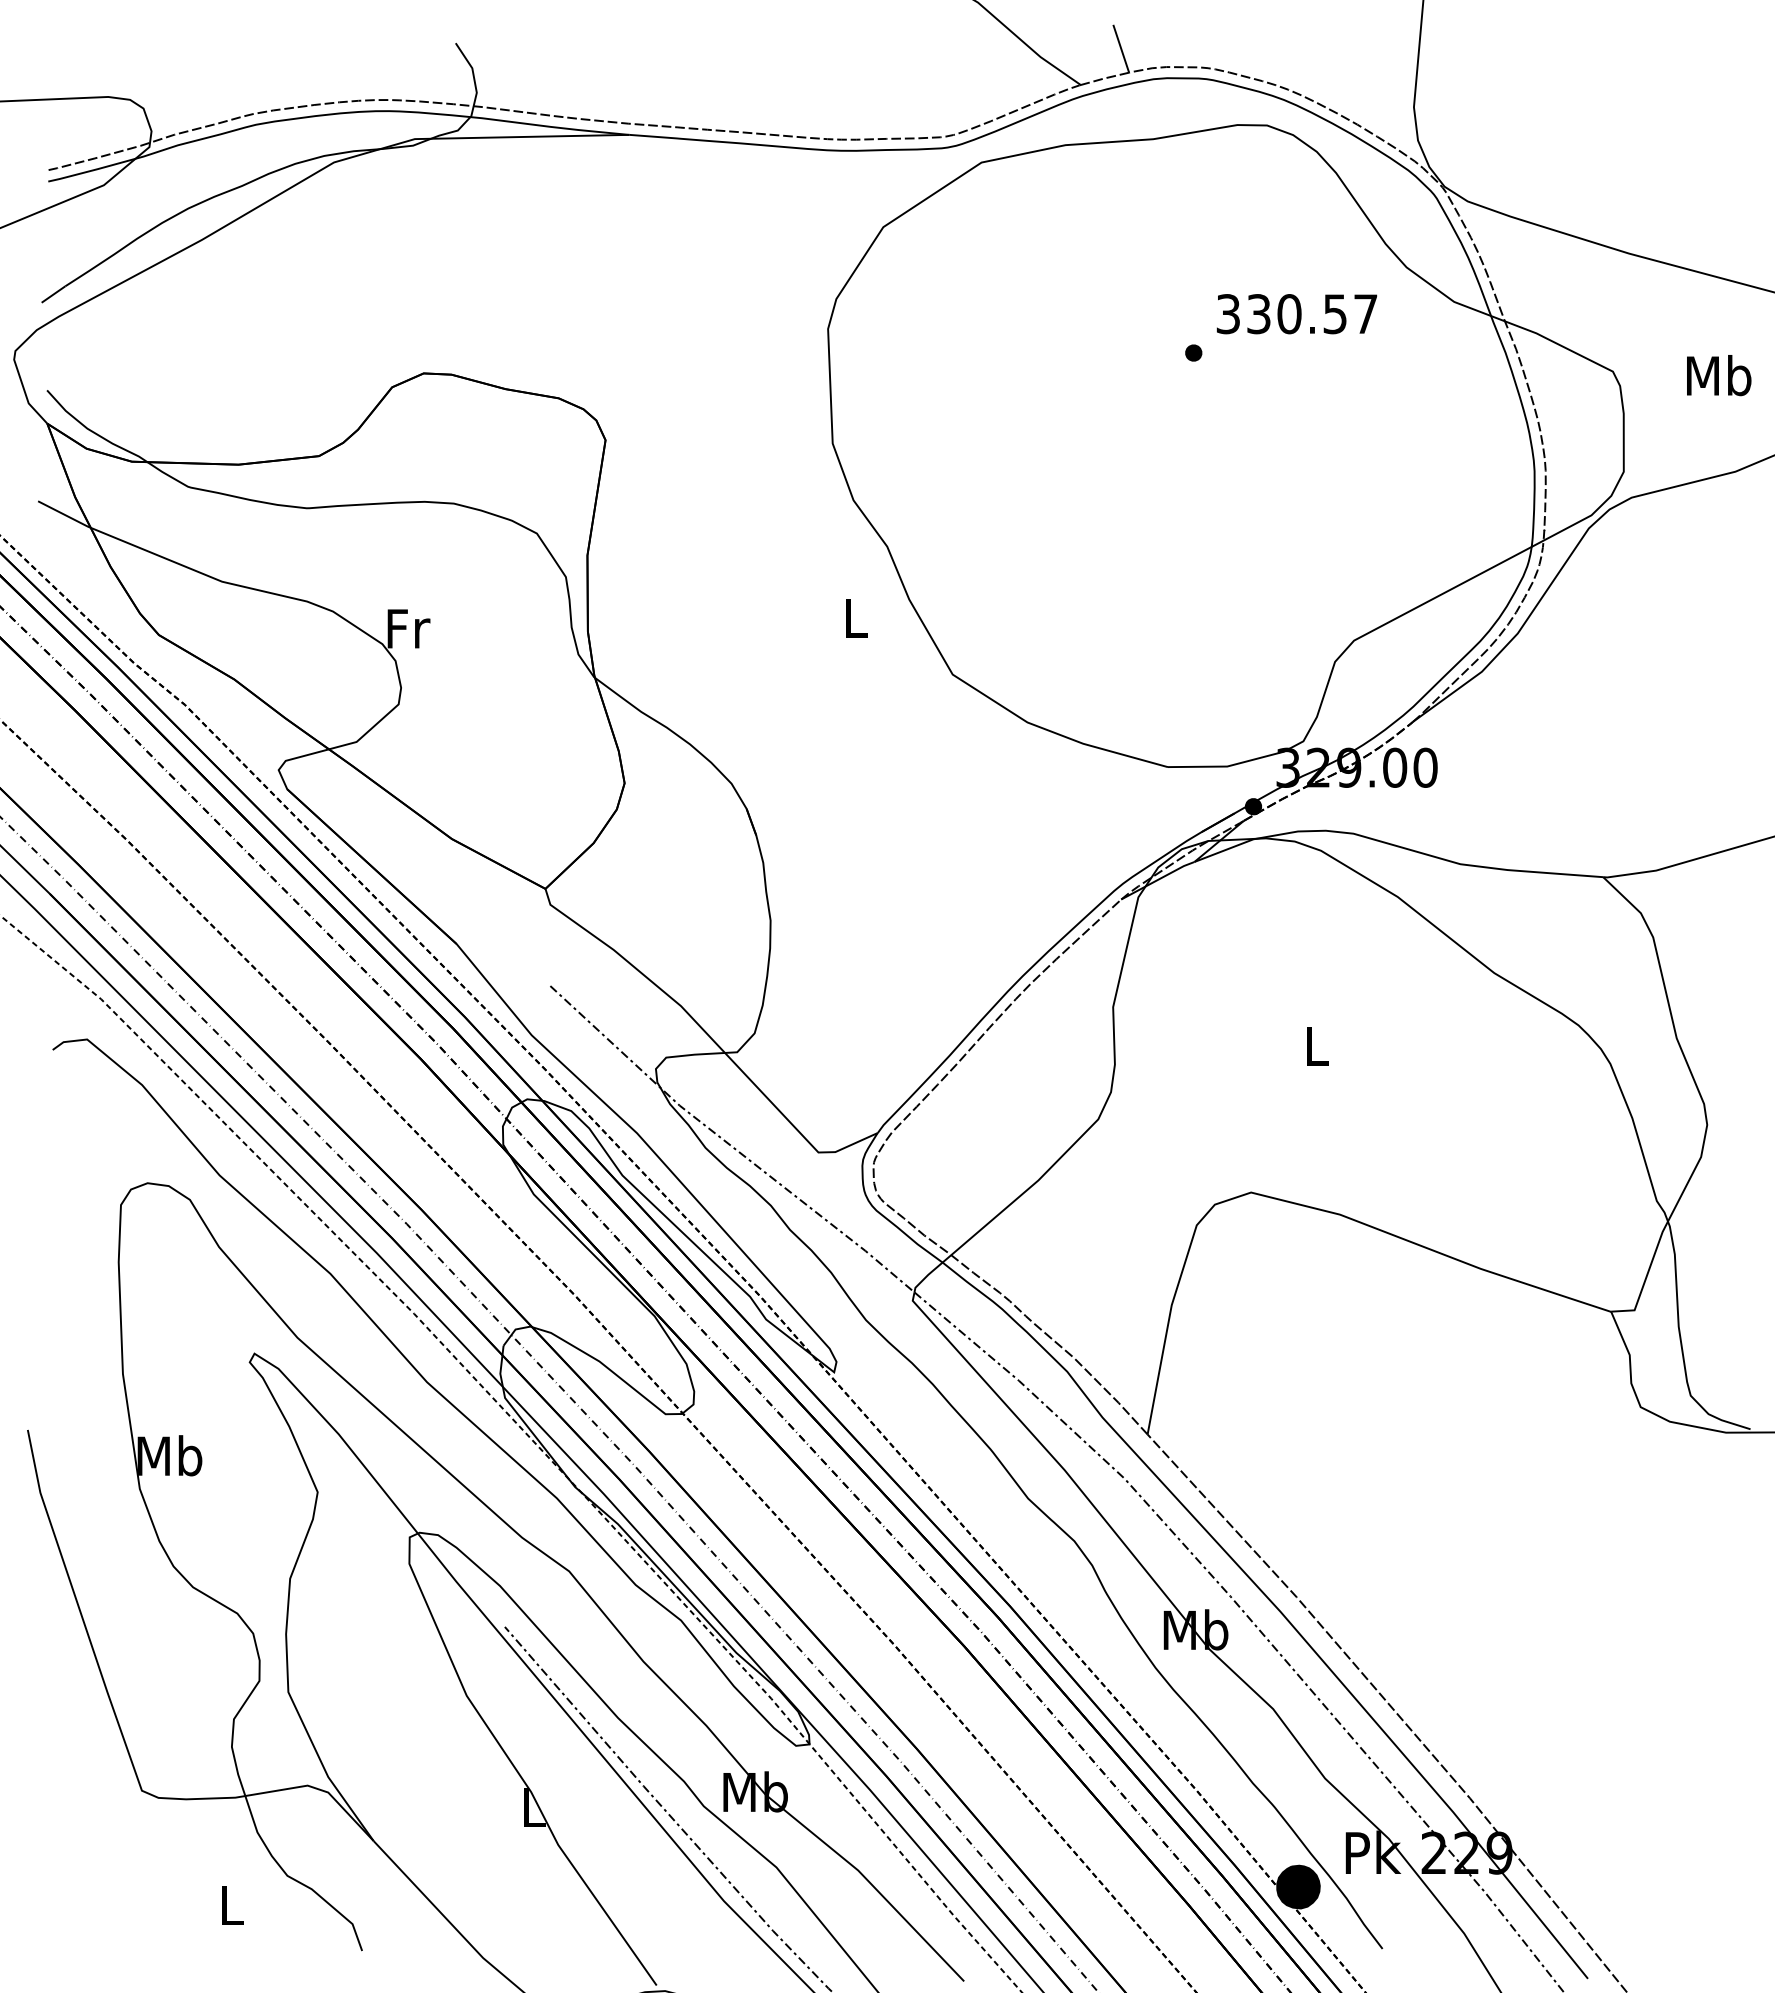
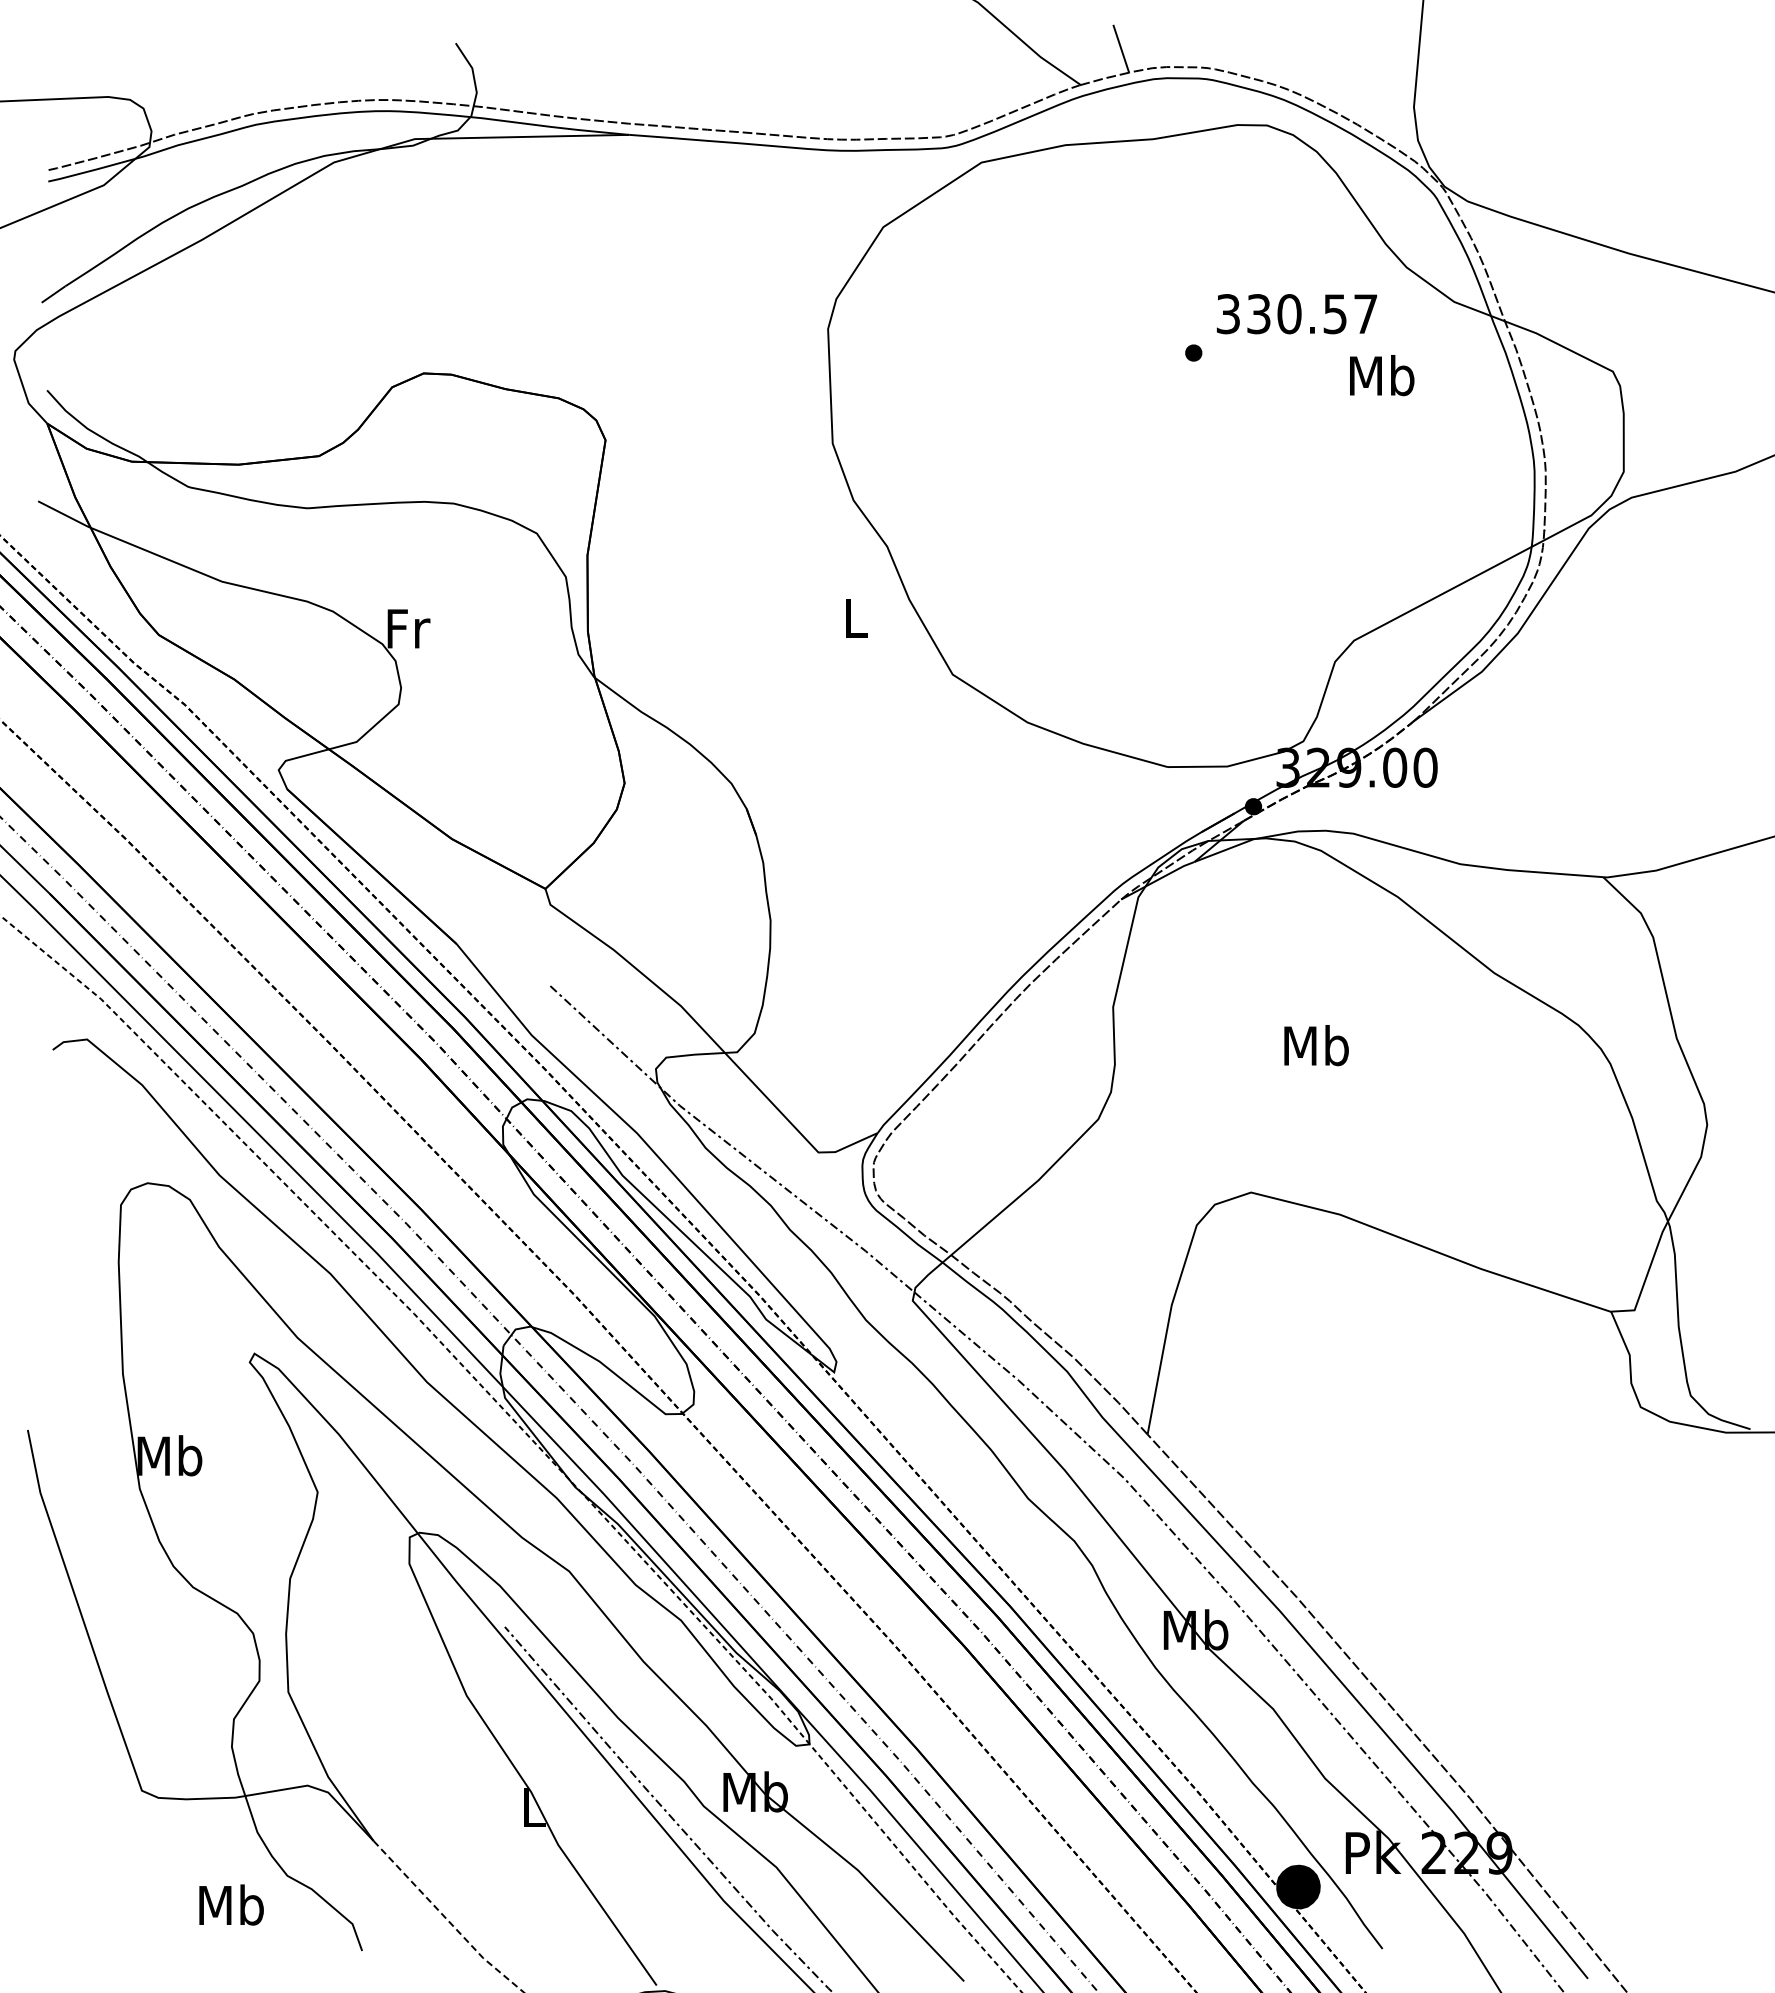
text position: (1719, 375) -> (1382, 375) (1382, 375)
text: L -> Mb (1316, 1045)
text: L -> Mb (231, 1904)
line: solid -> dashed (447, 1919)
